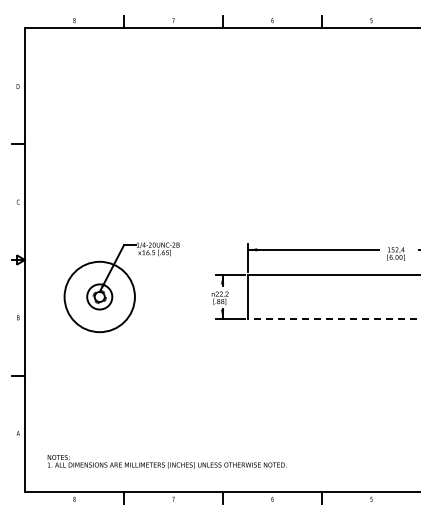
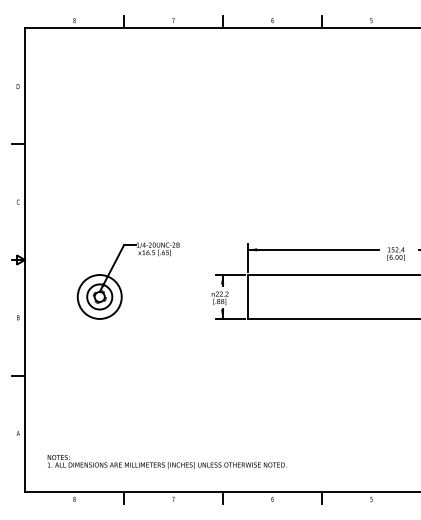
circle diameter: 70 px -> 44 px (99, 296)
line: dashed -> solid (333, 318)
